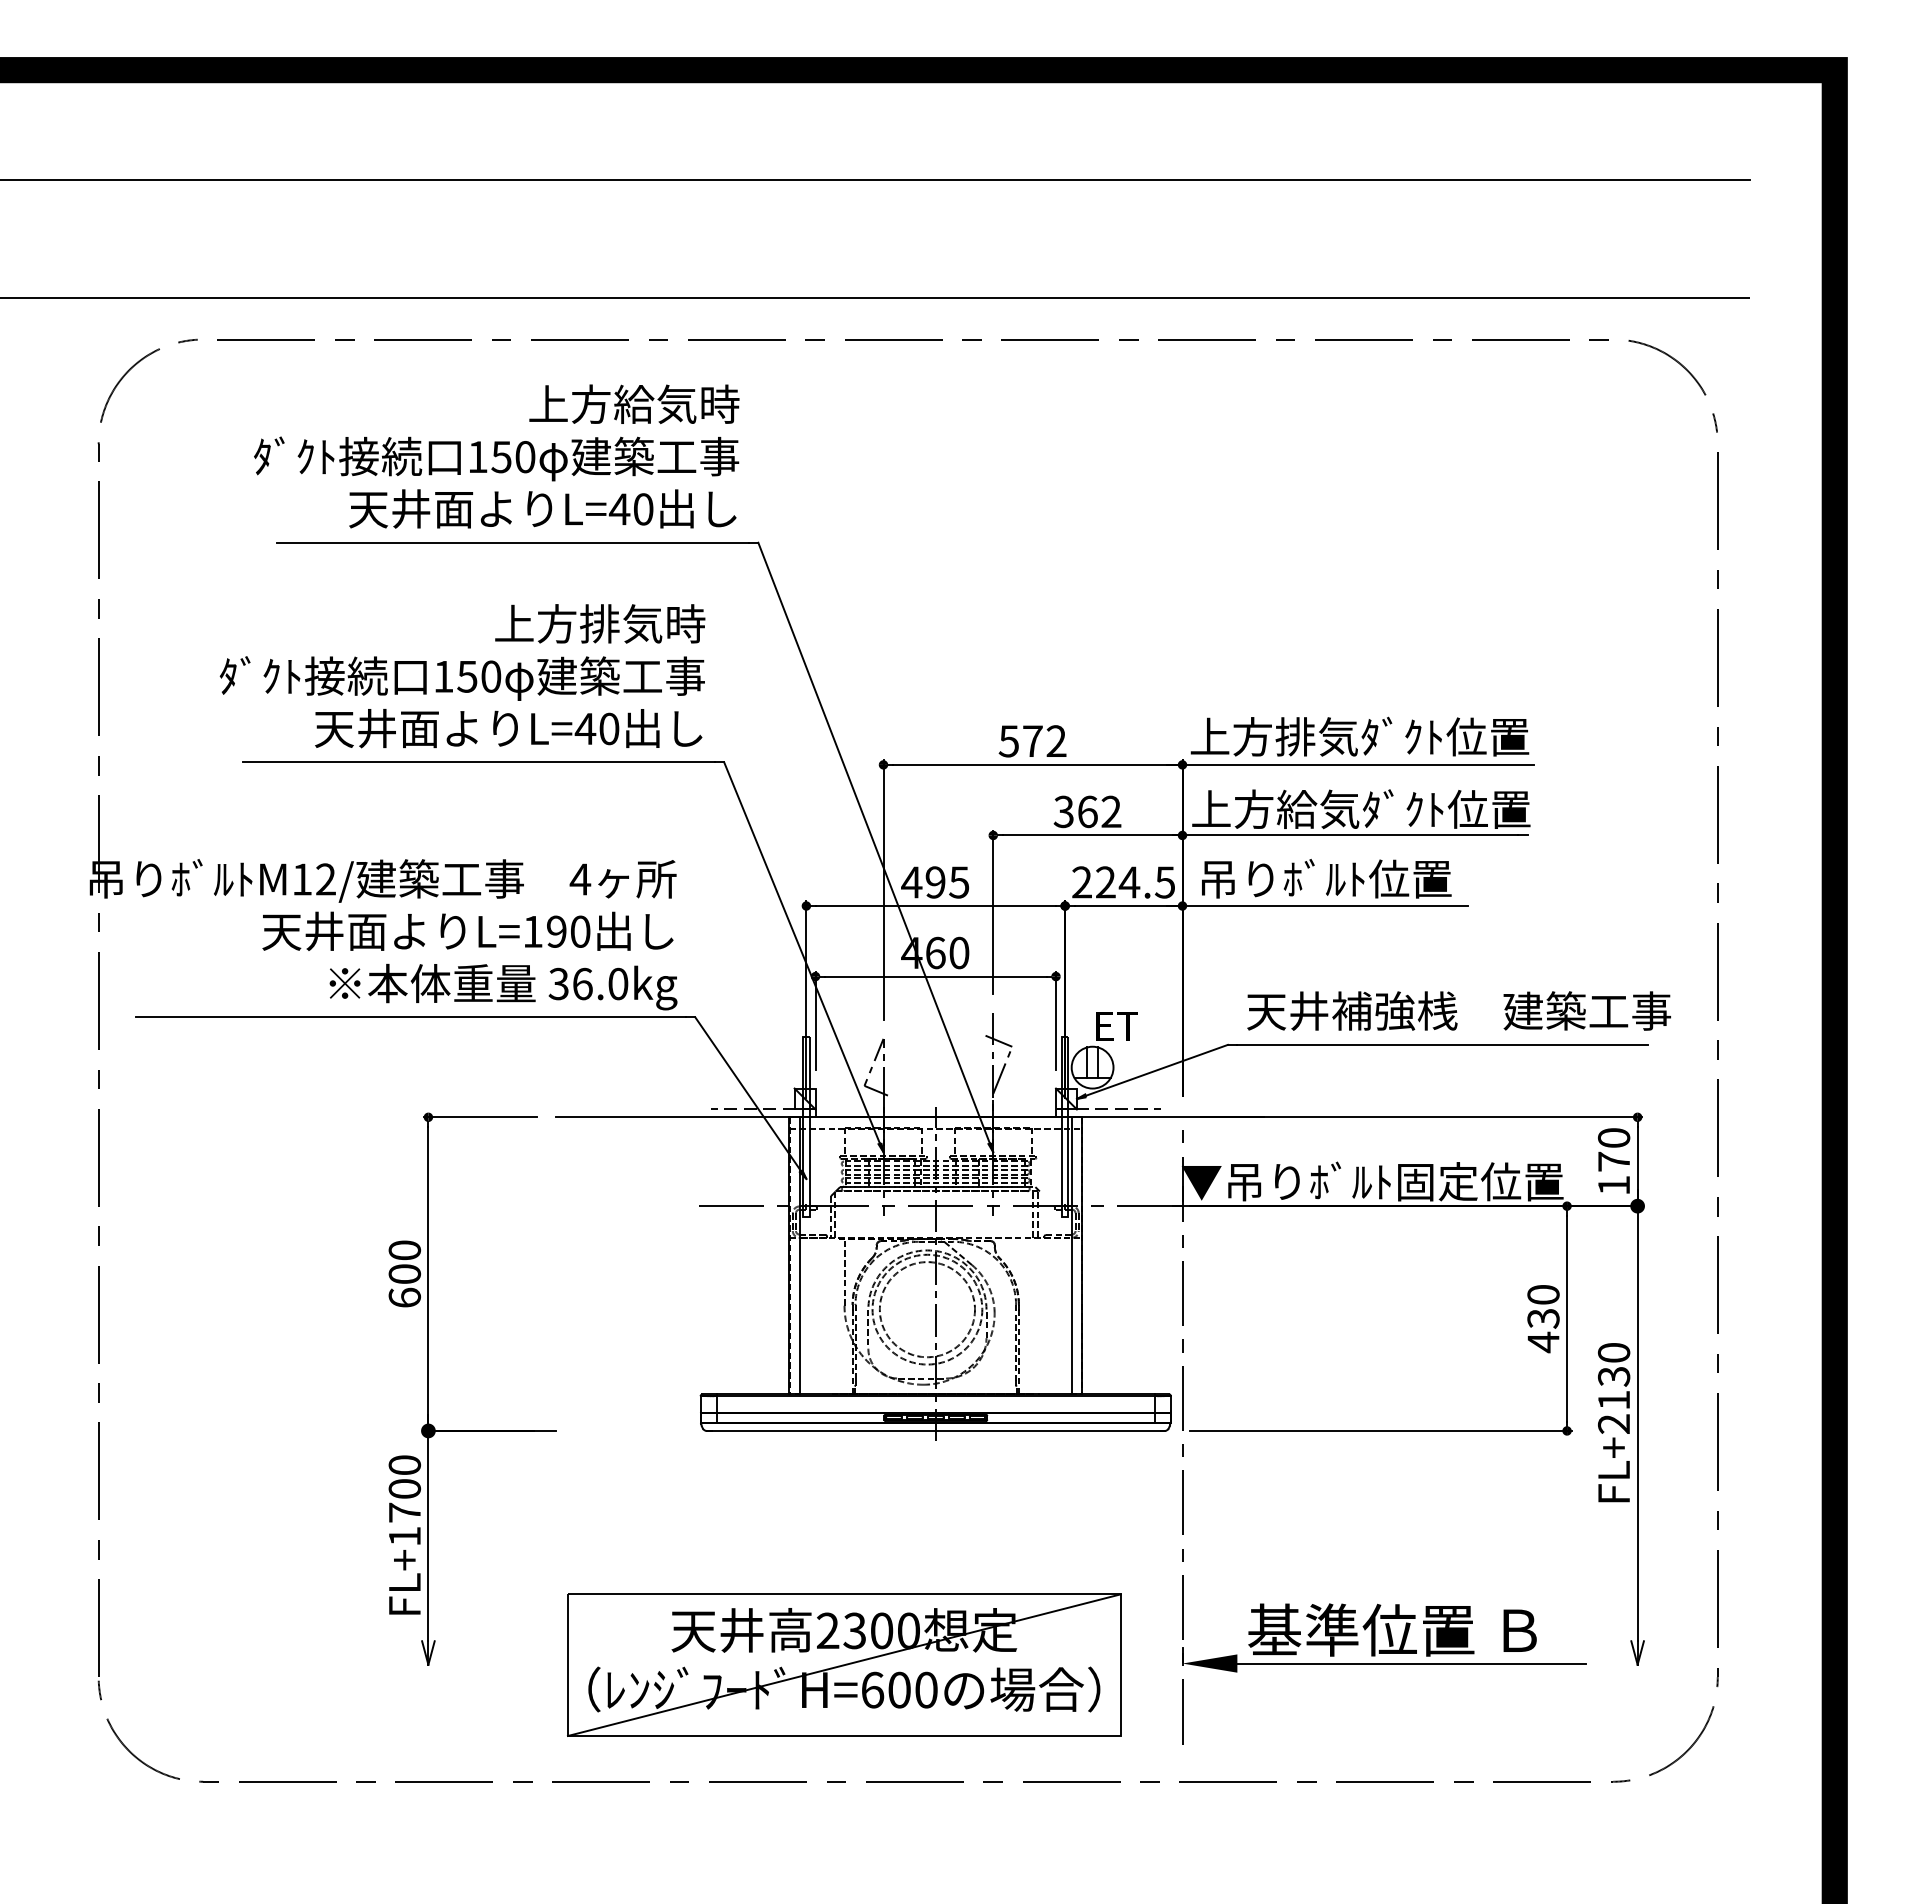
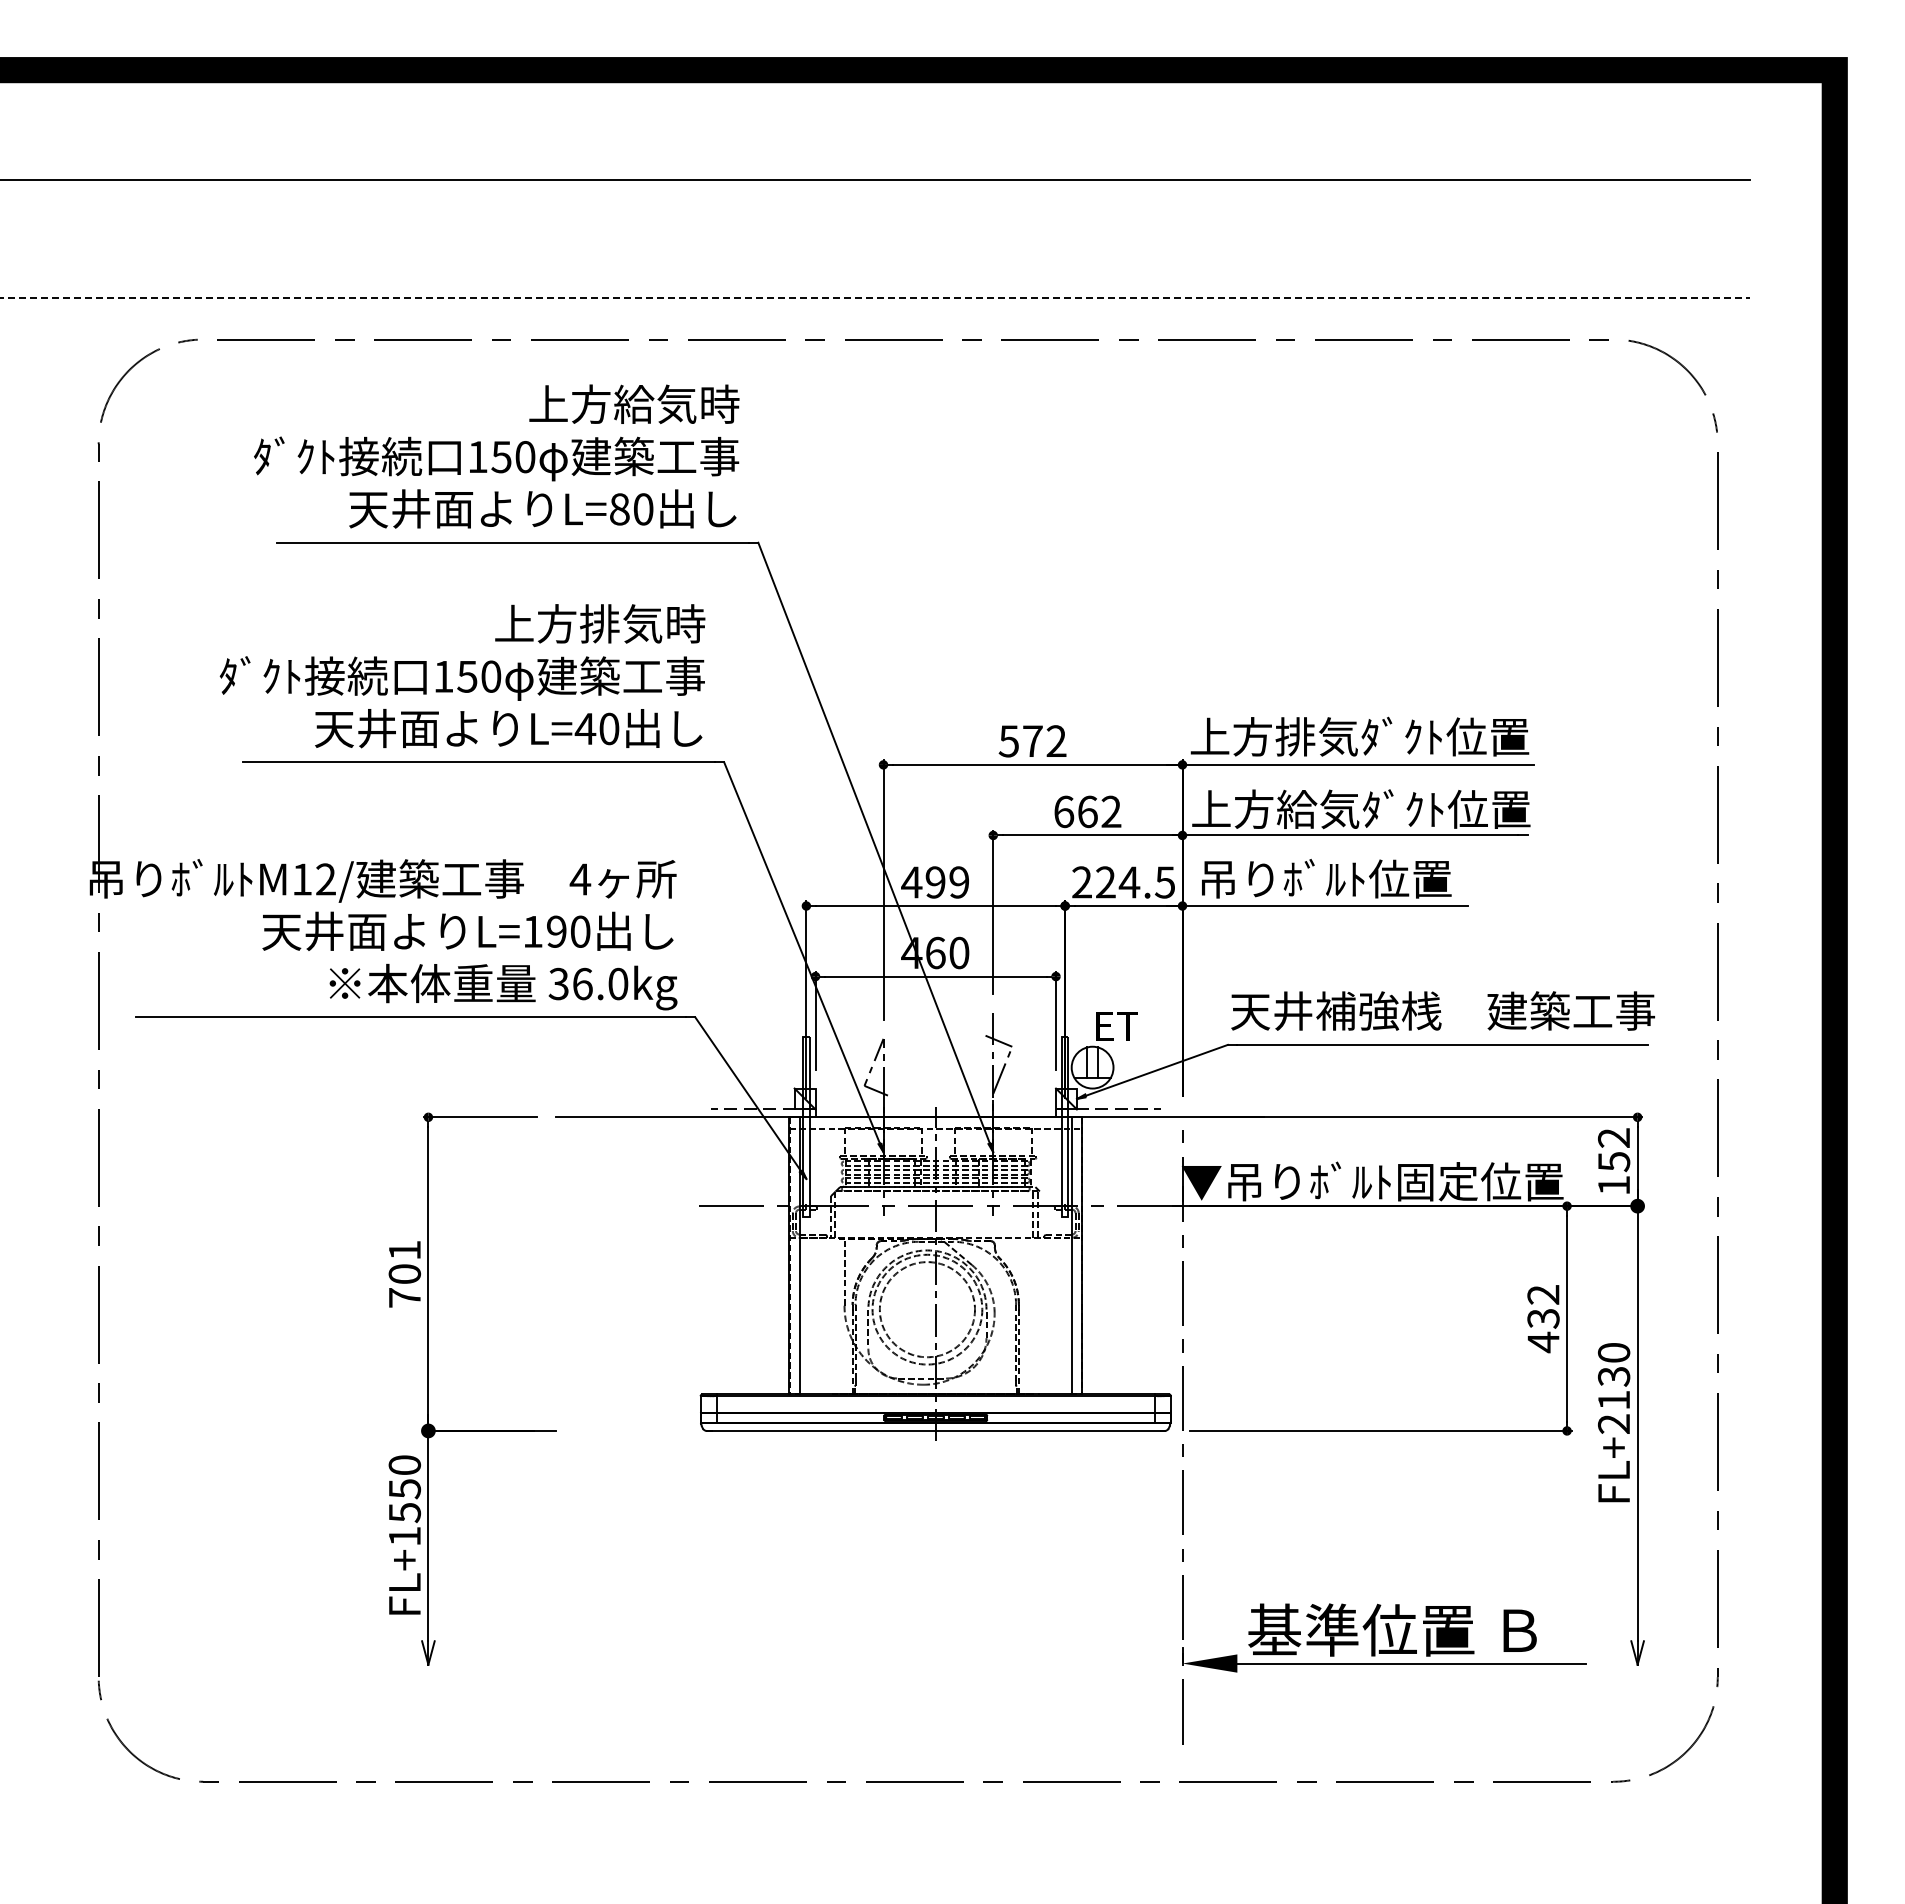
line: solid -> dashed (875, 298)
text: L=40 -> L=80 (619, 509)
text: 362 -> 662 (1063, 811)
text: 495 -> 499 (959, 882)
text position: (1458, 1010) -> (1442, 1010) (1442, 1010)
text: 170 -> 152 (1614, 1150)
text: 600 -> 701 (404, 1273)
text: 430 -> 432 (1543, 1294)
text: FL+1700 -> FL+1550 (404, 1501)
part: present -> none (844, 1664)
